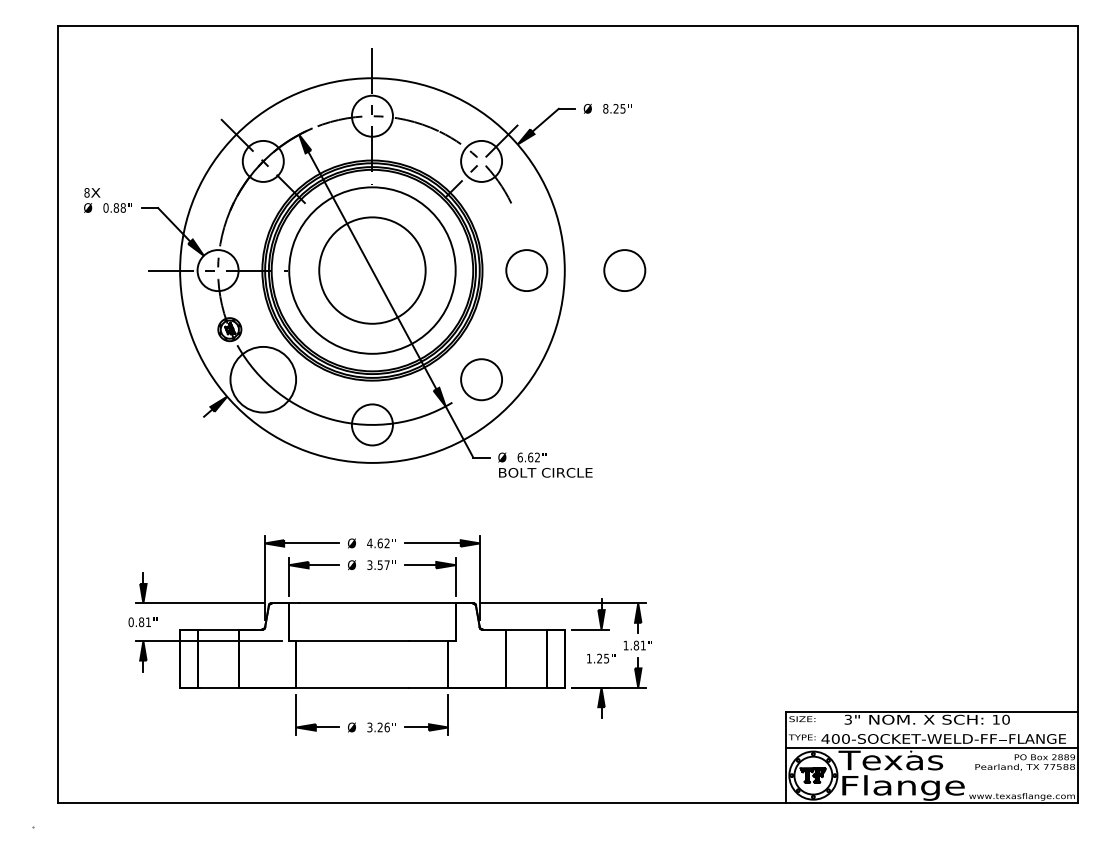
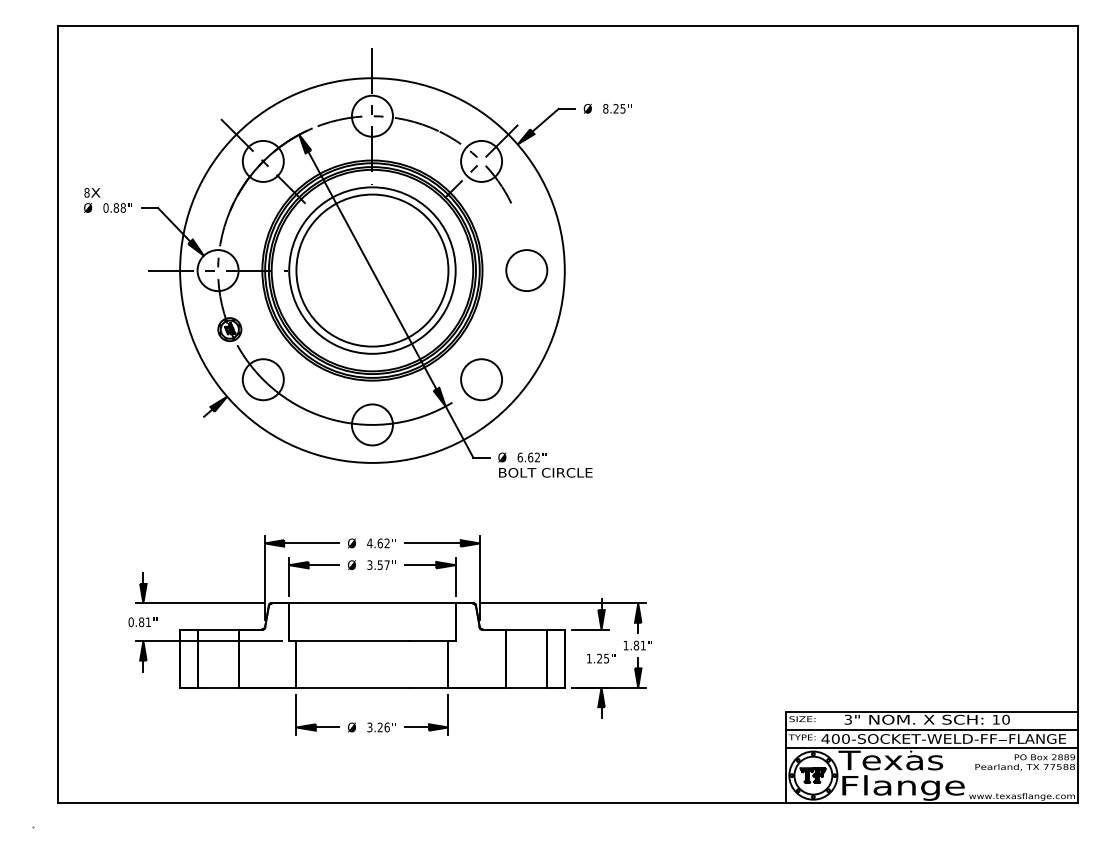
circle diameter: 106 px -> 152 px (372, 270)
circle: present -> none (624, 270)
circle diameter: 66 px -> 41 px (262, 379)
line: none -> present (931, 730)
